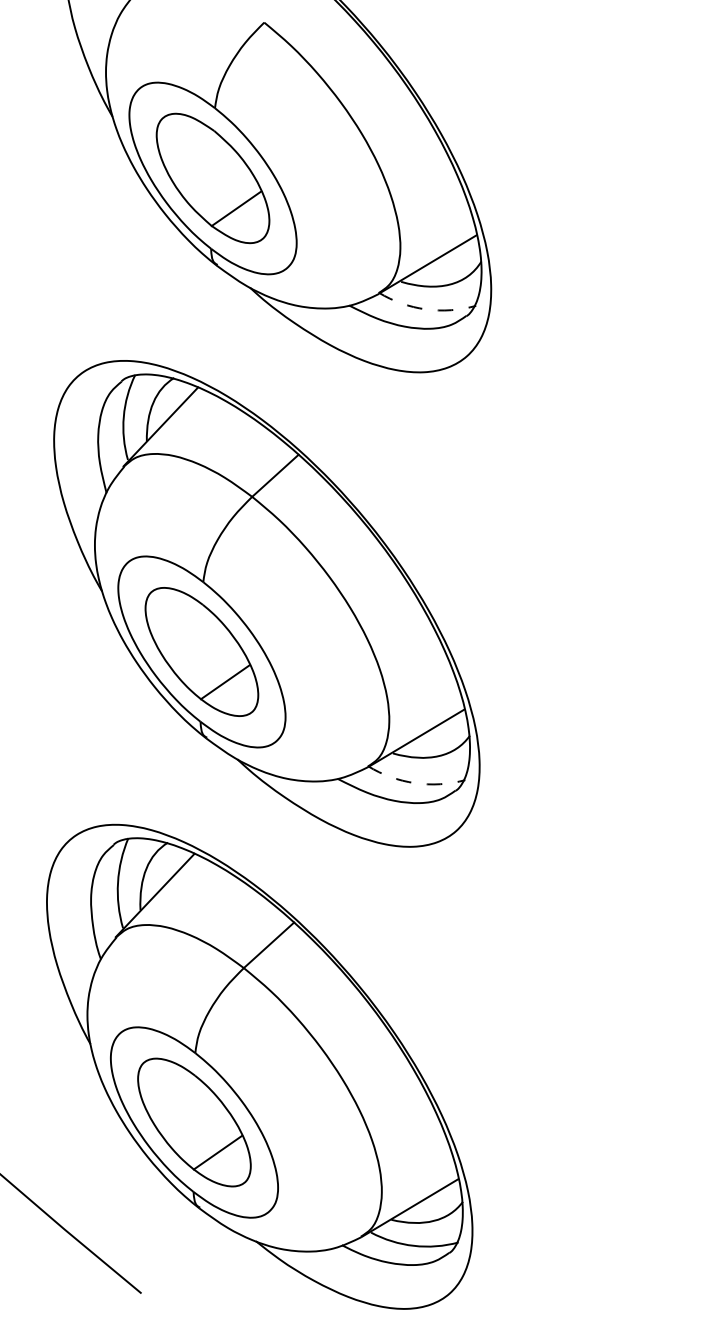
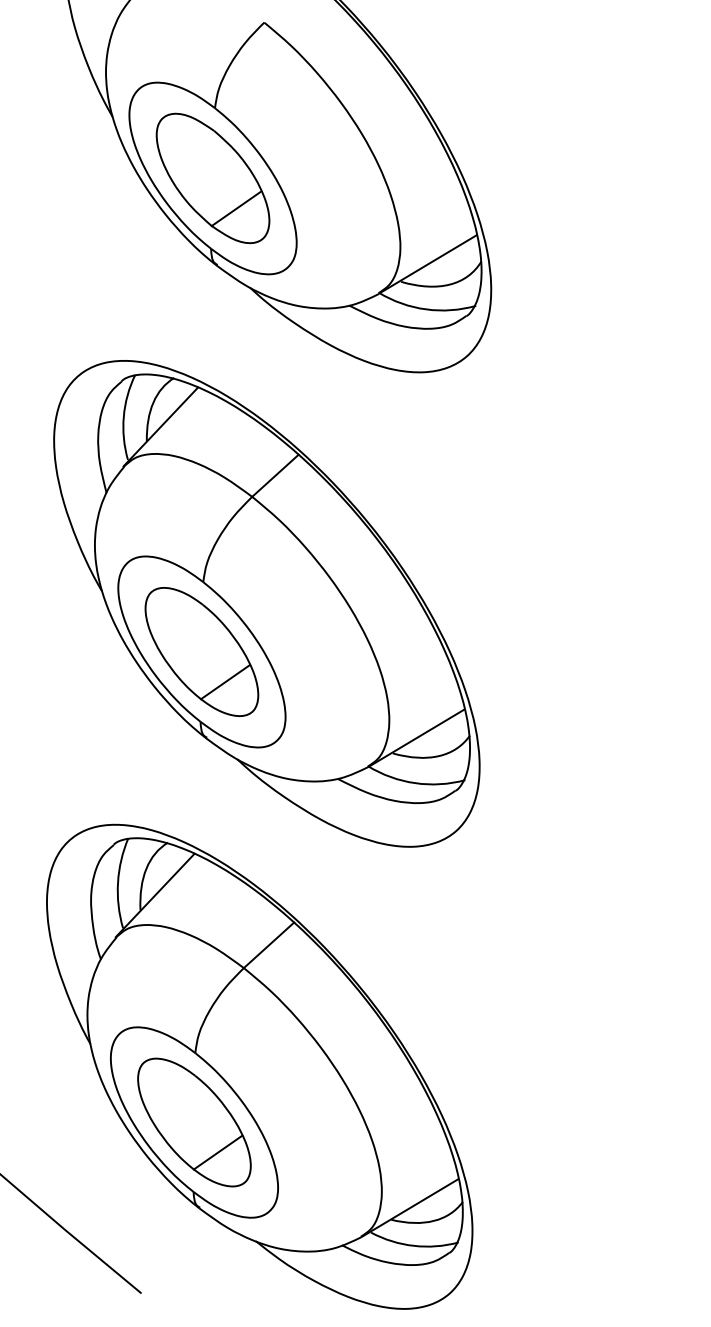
arc: dashed -> solid (426, 309)
arc: dashed -> solid (415, 783)
